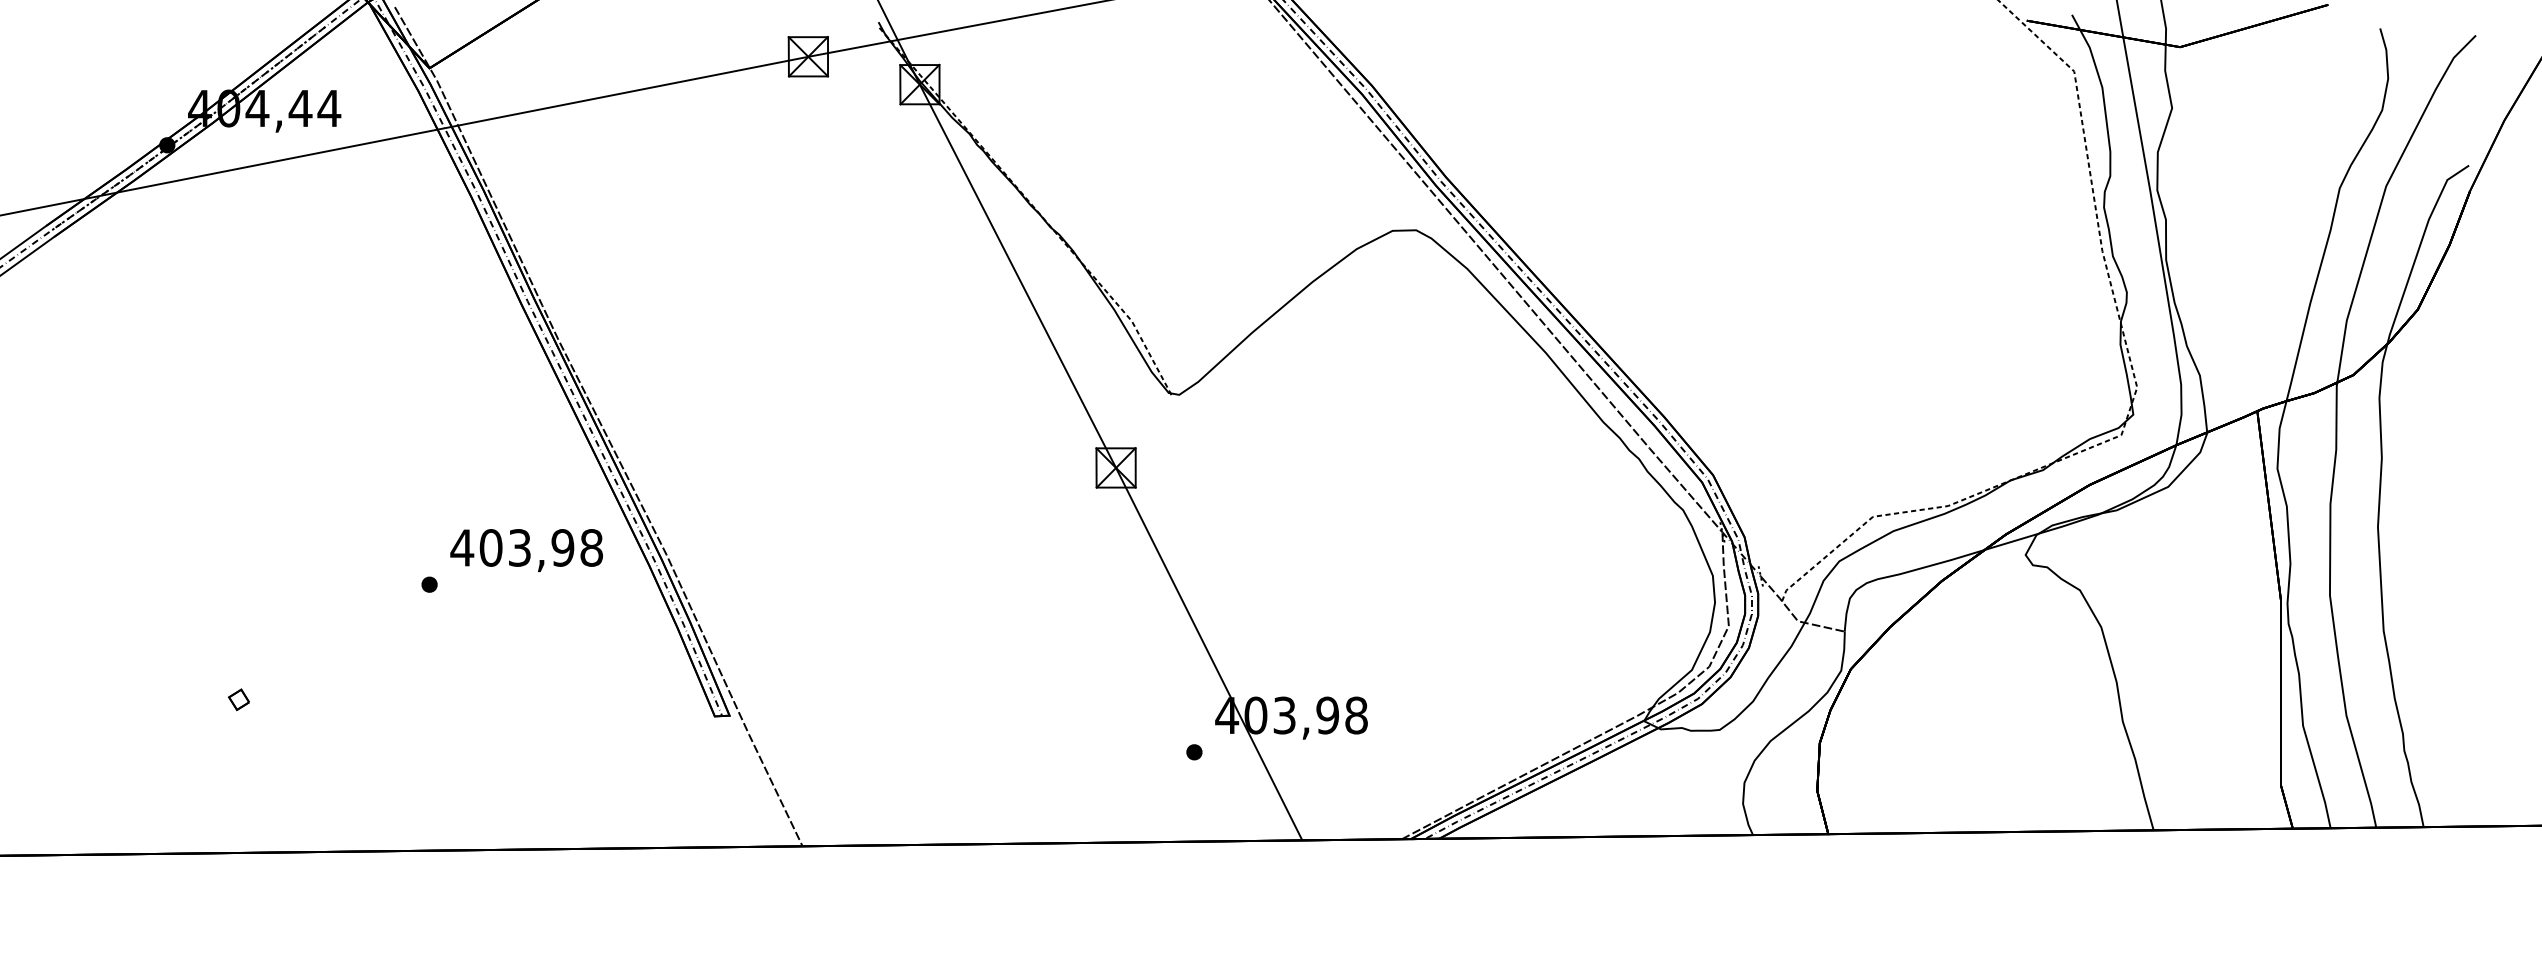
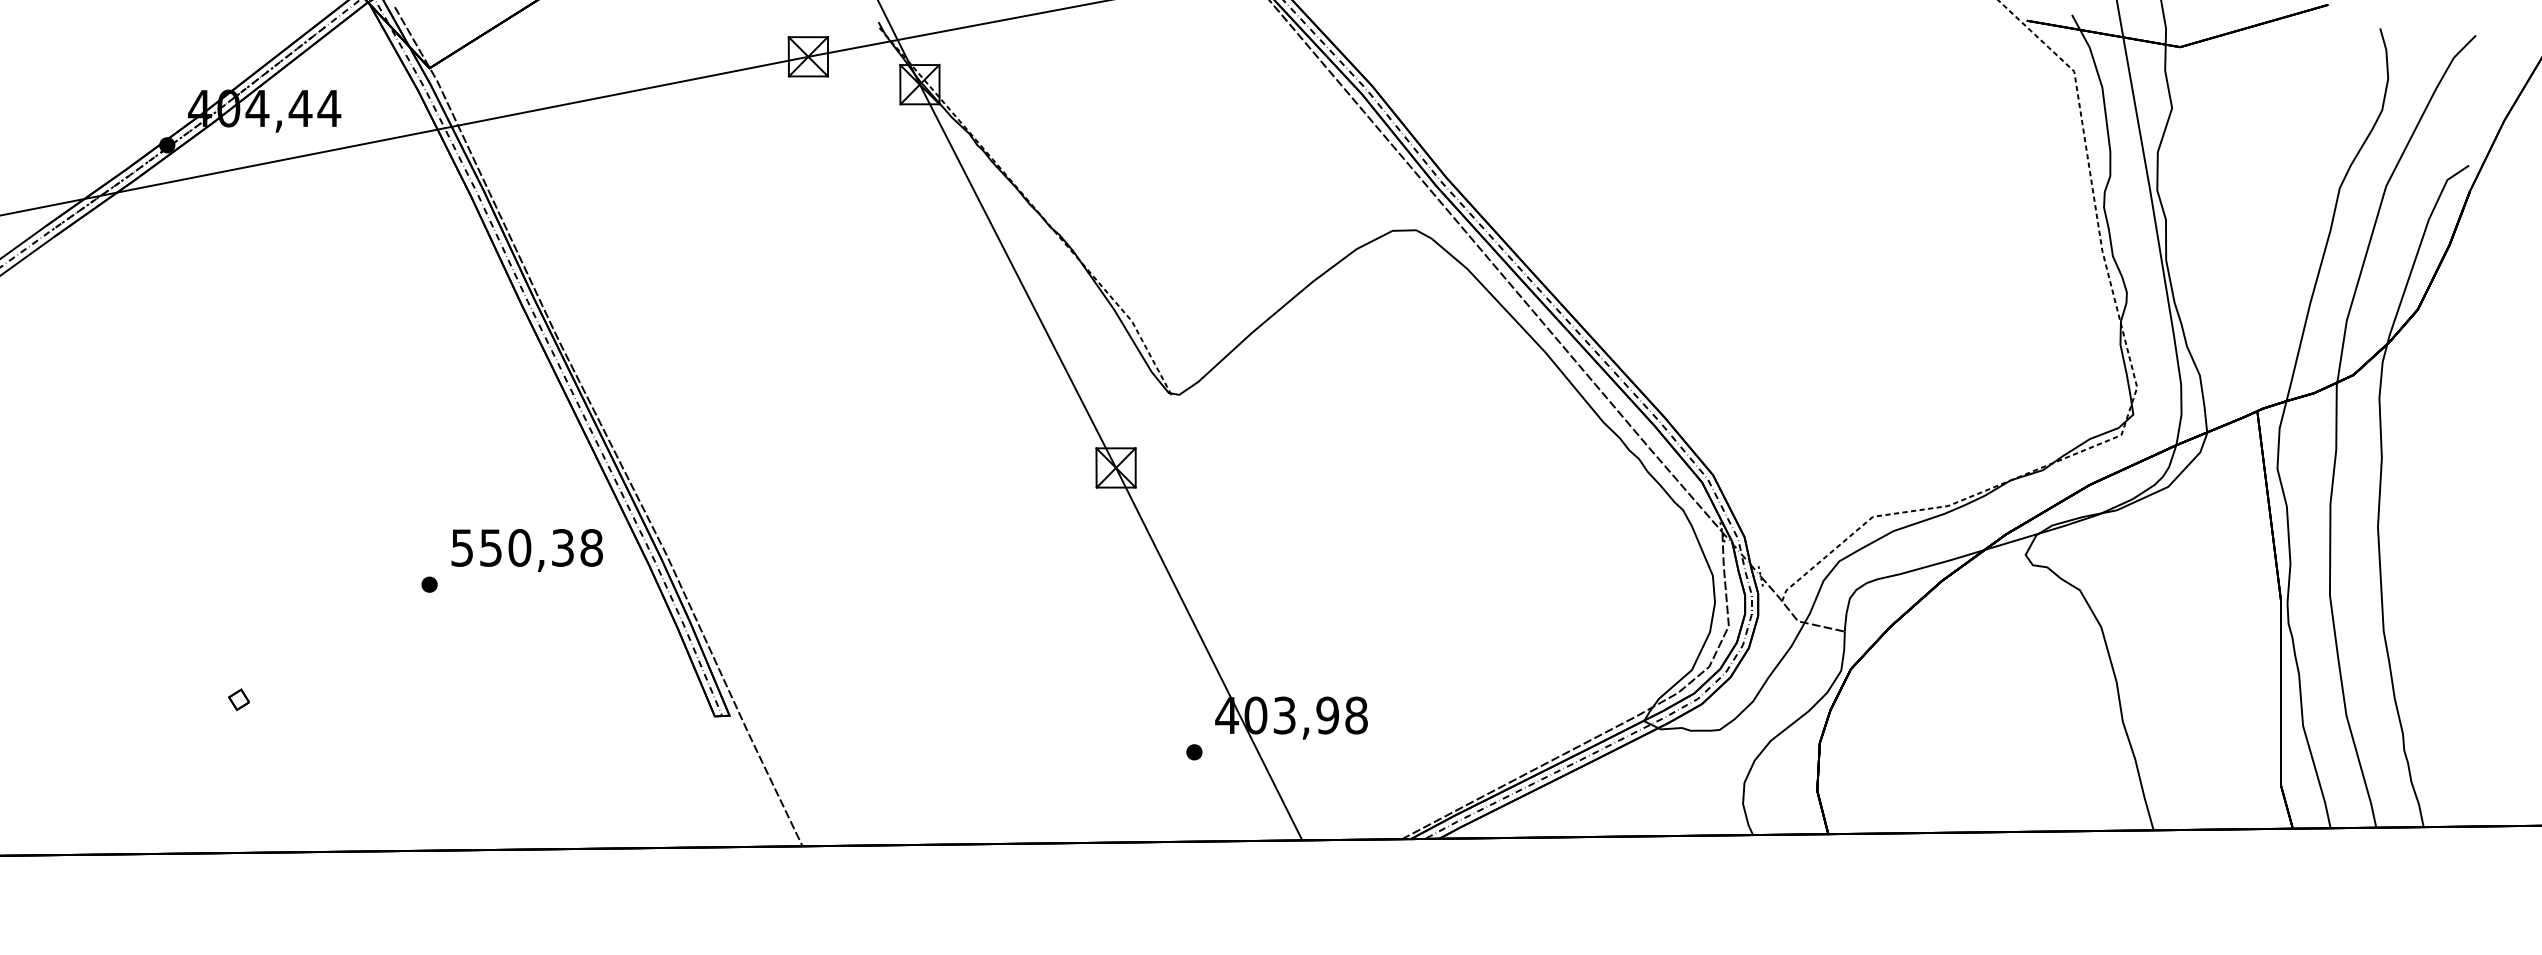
text: 403,98 -> 550,38 (512, 547)
